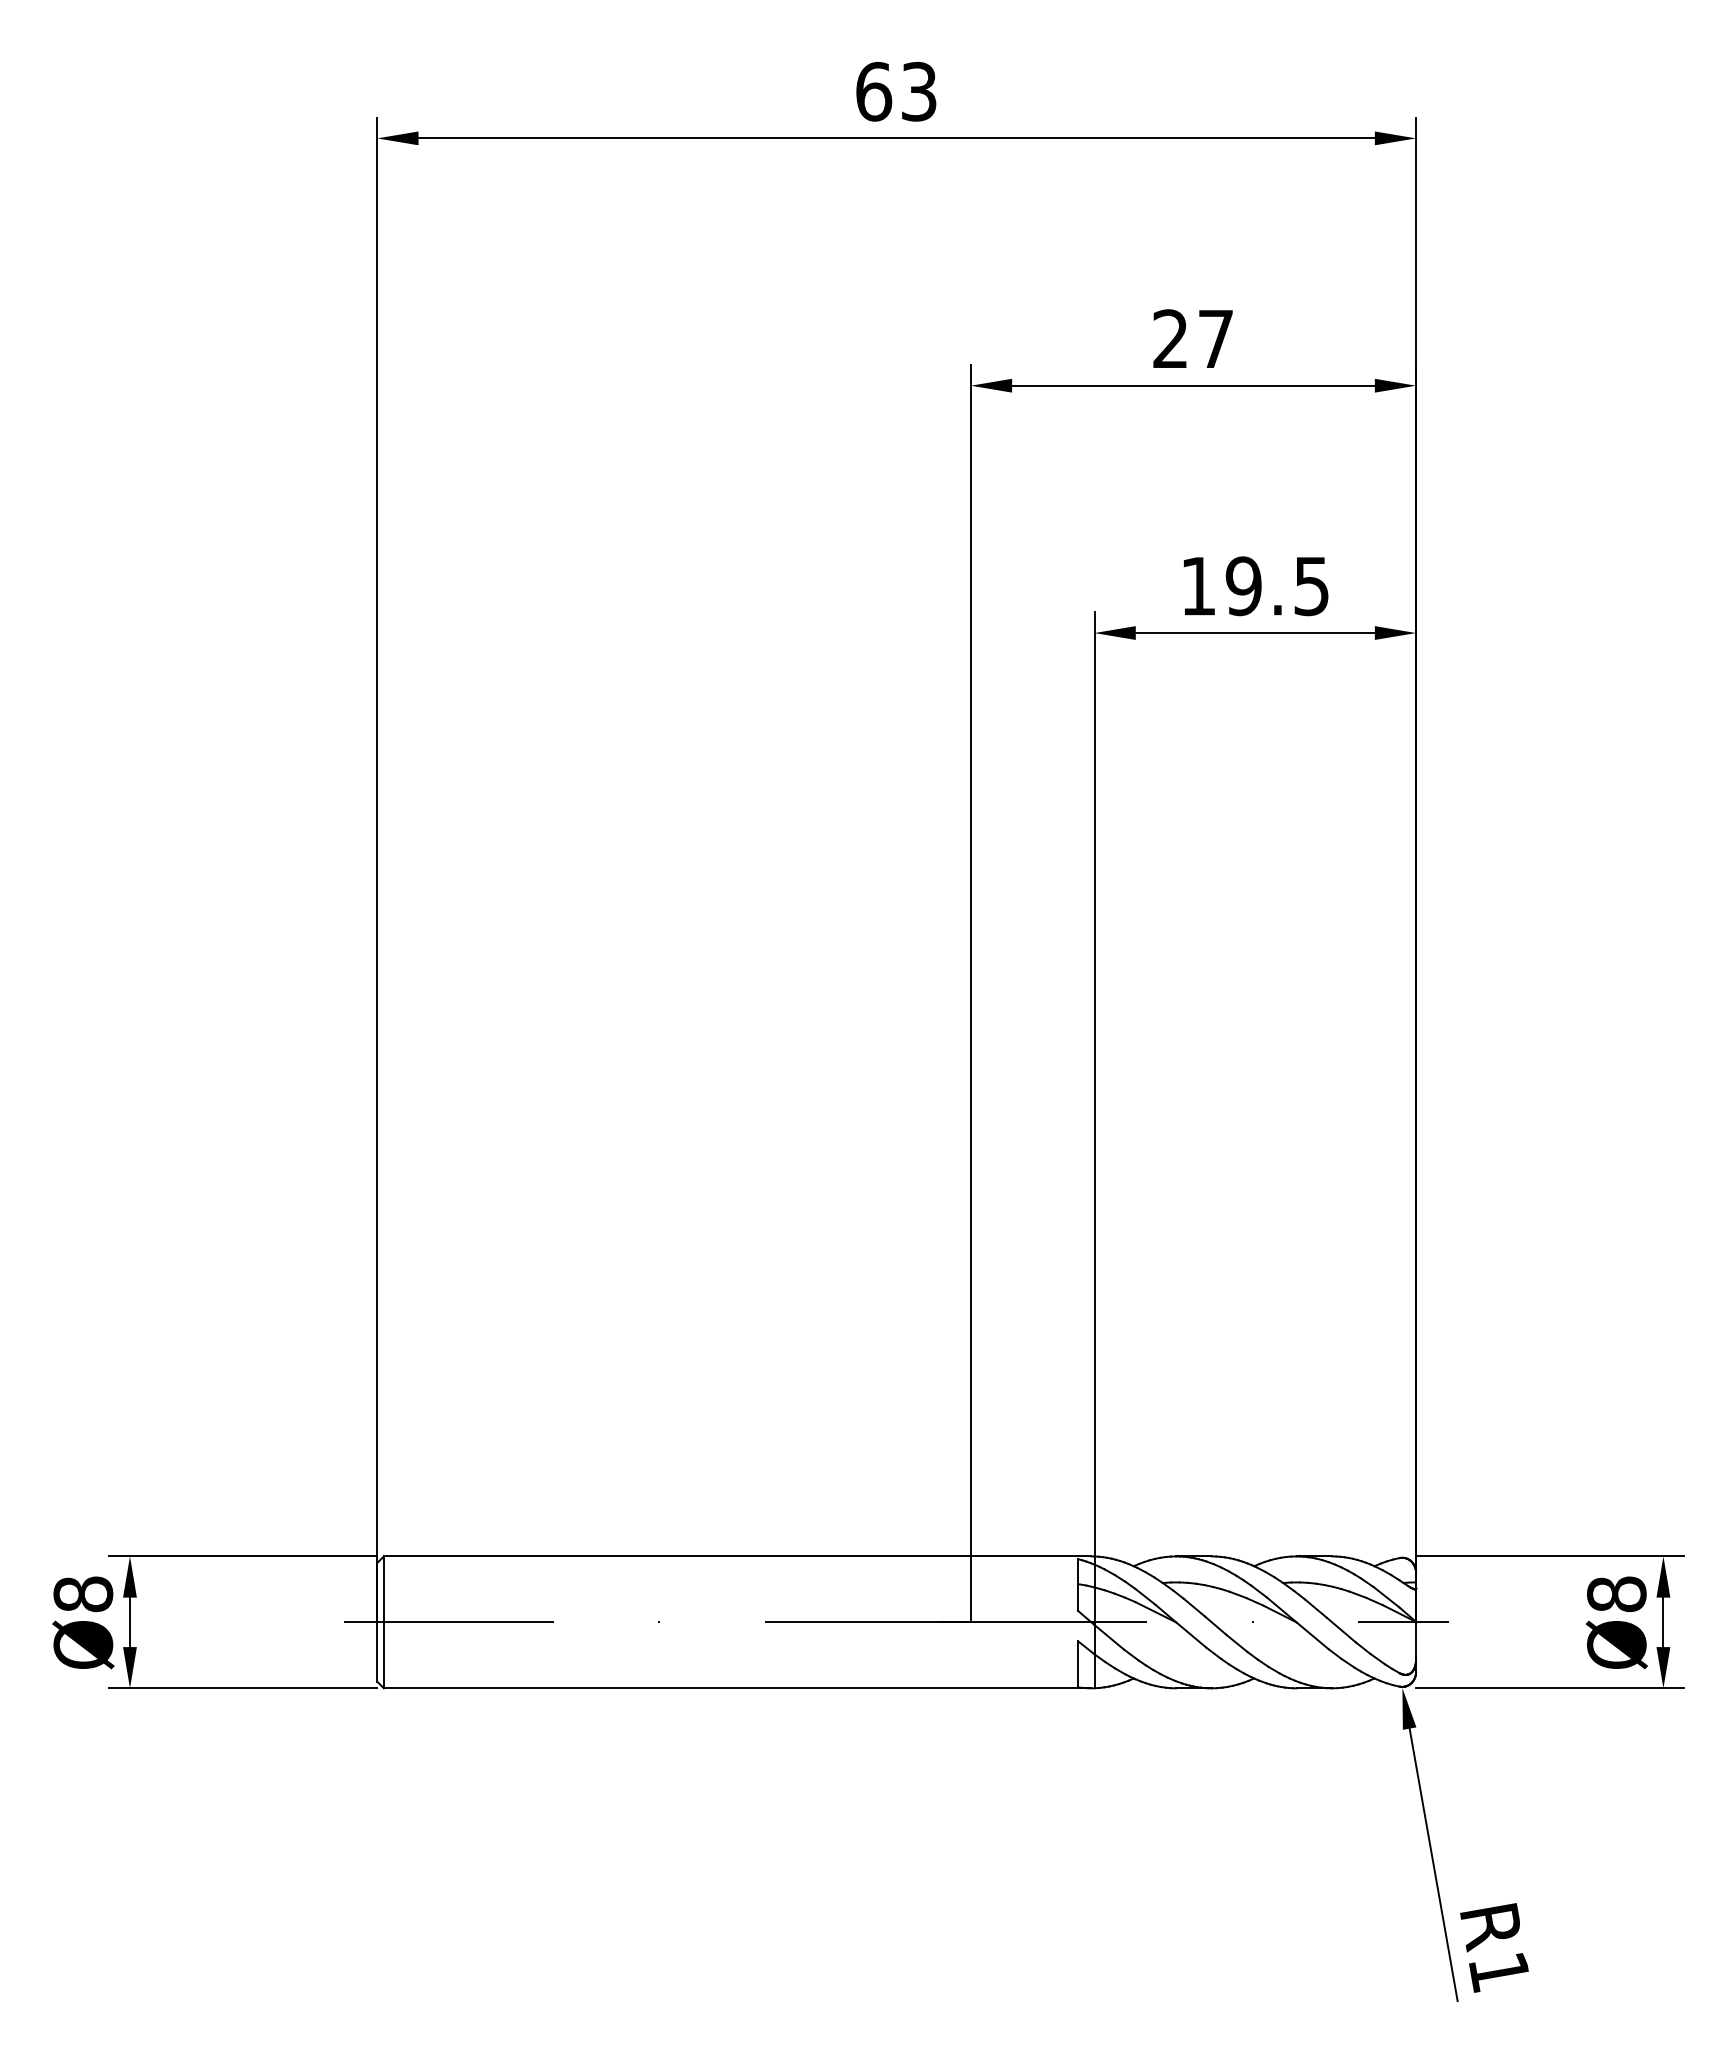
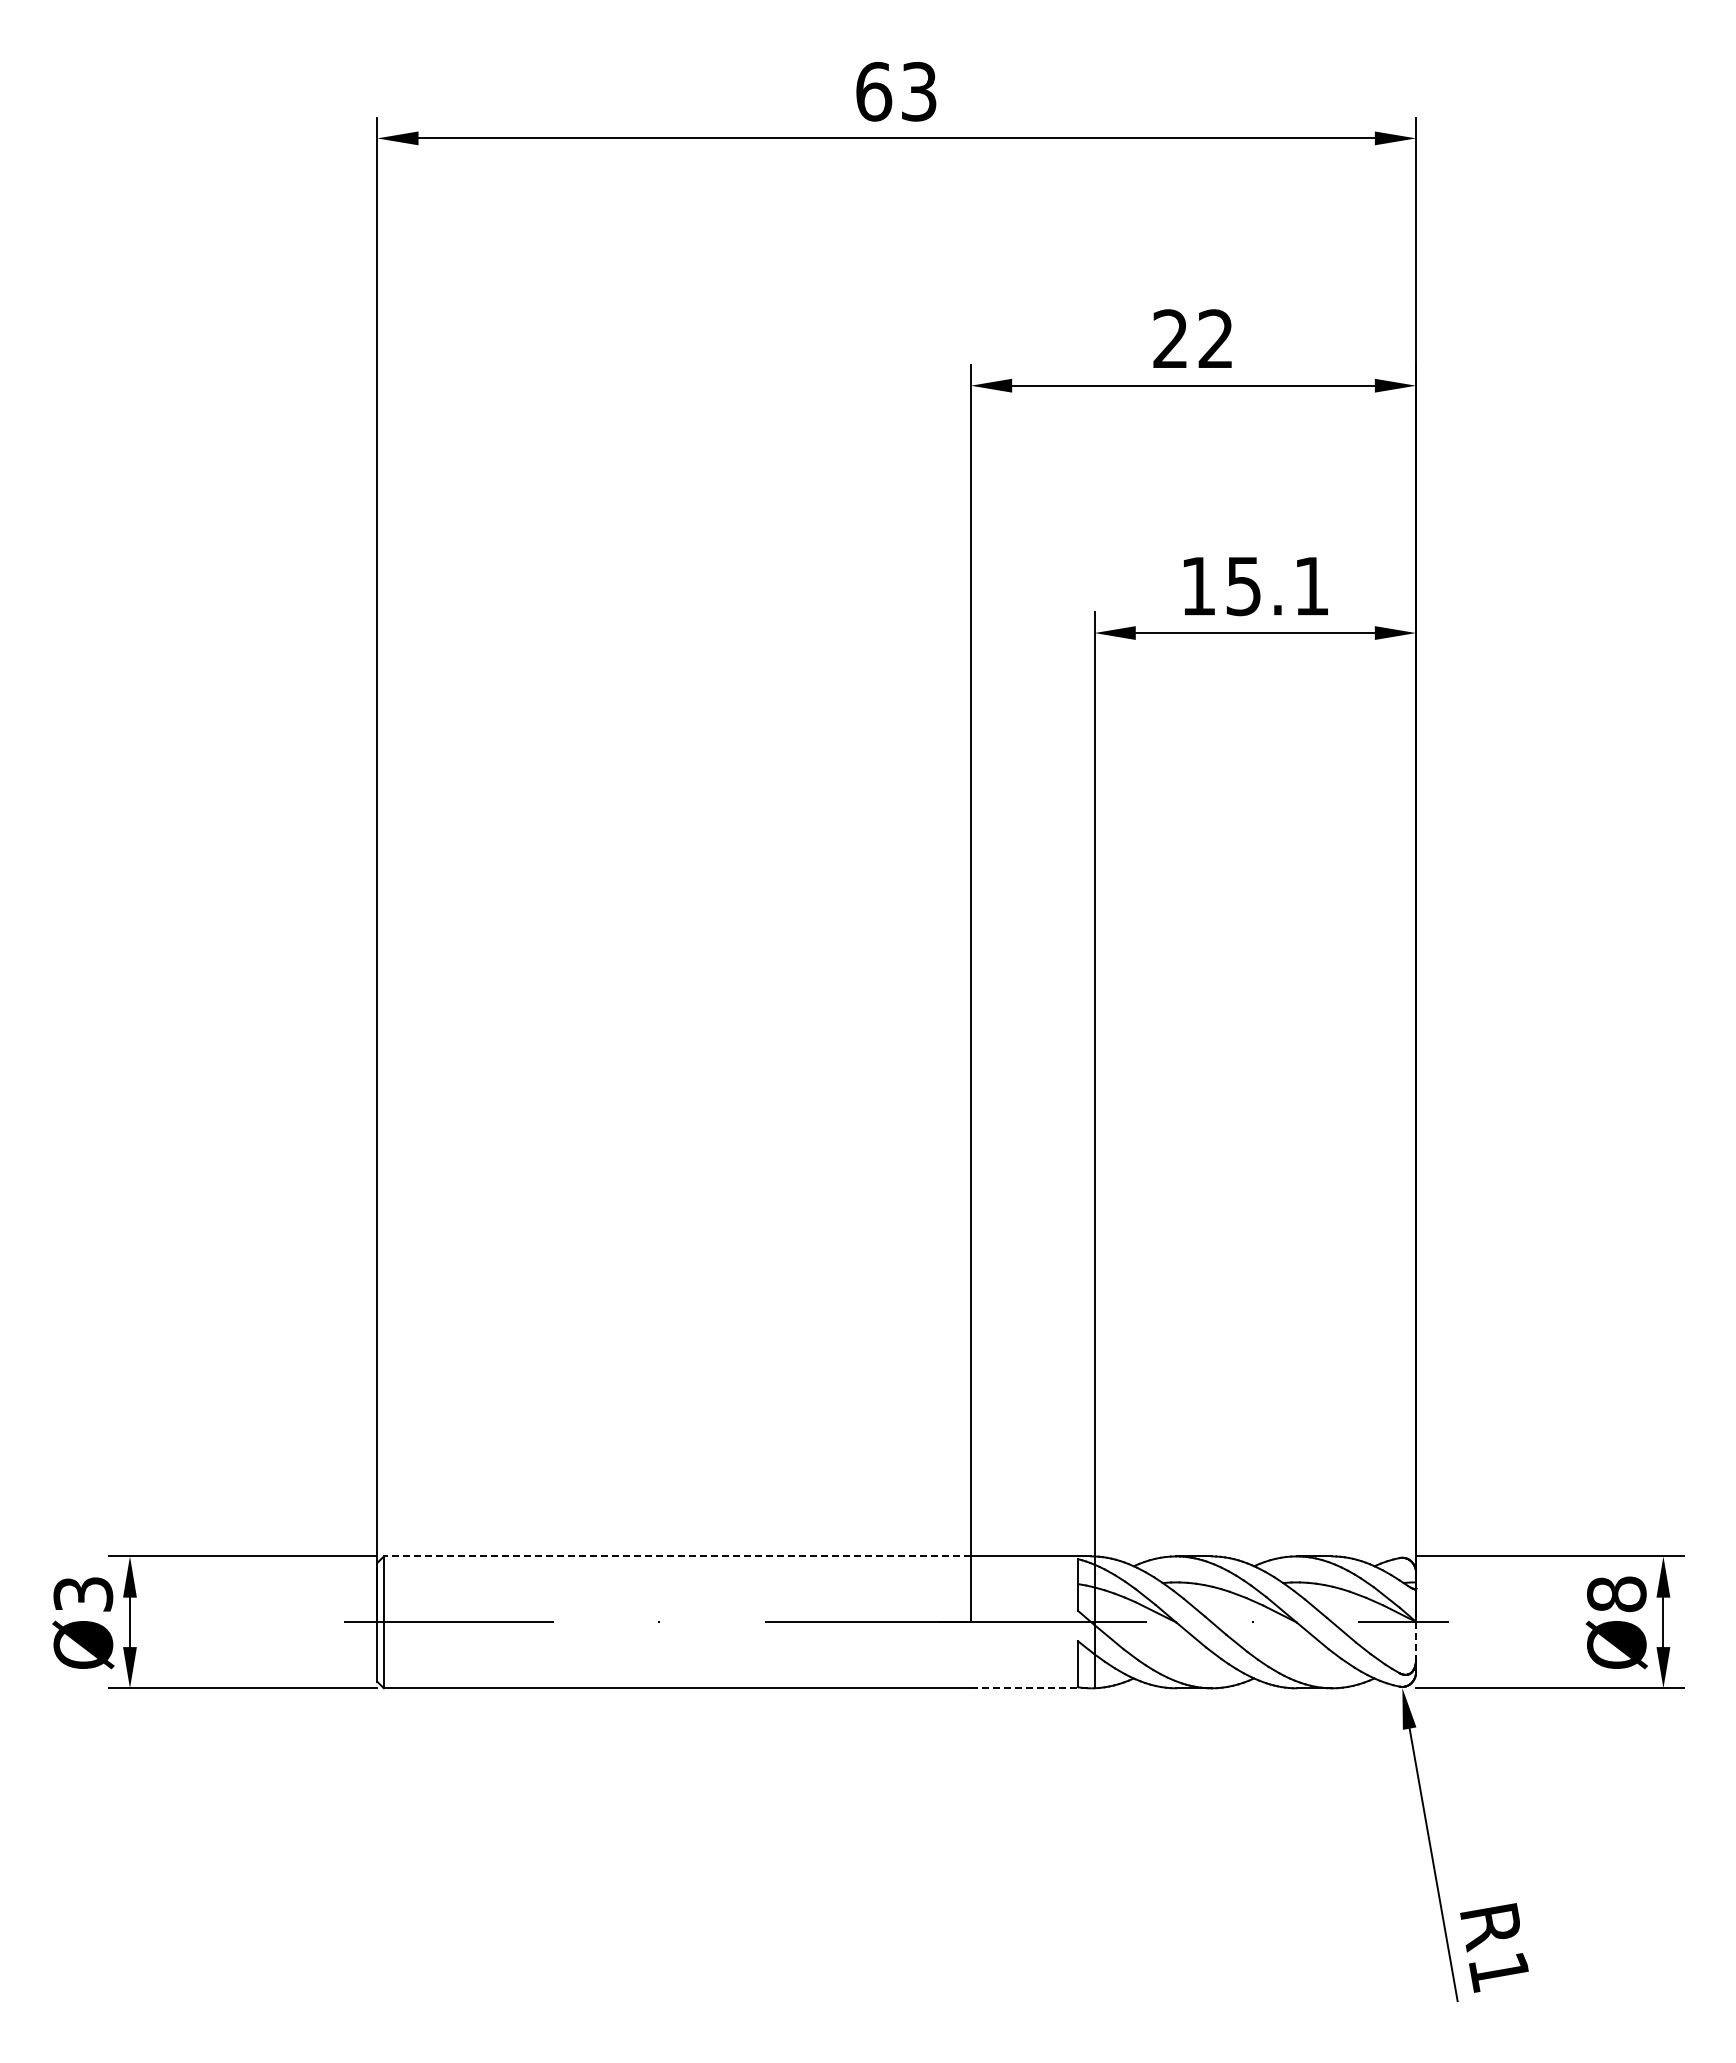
text: 27 -> 22 (1215, 338)
text: 19.5 -> 15.1 (1276, 586)
line: solid -> dashed (676, 1556)
text: Ø8 -> Ø3 (83, 1594)
line: solid -> dashed (1416, 1640)
line: solid -> dashed (1031, 1688)
